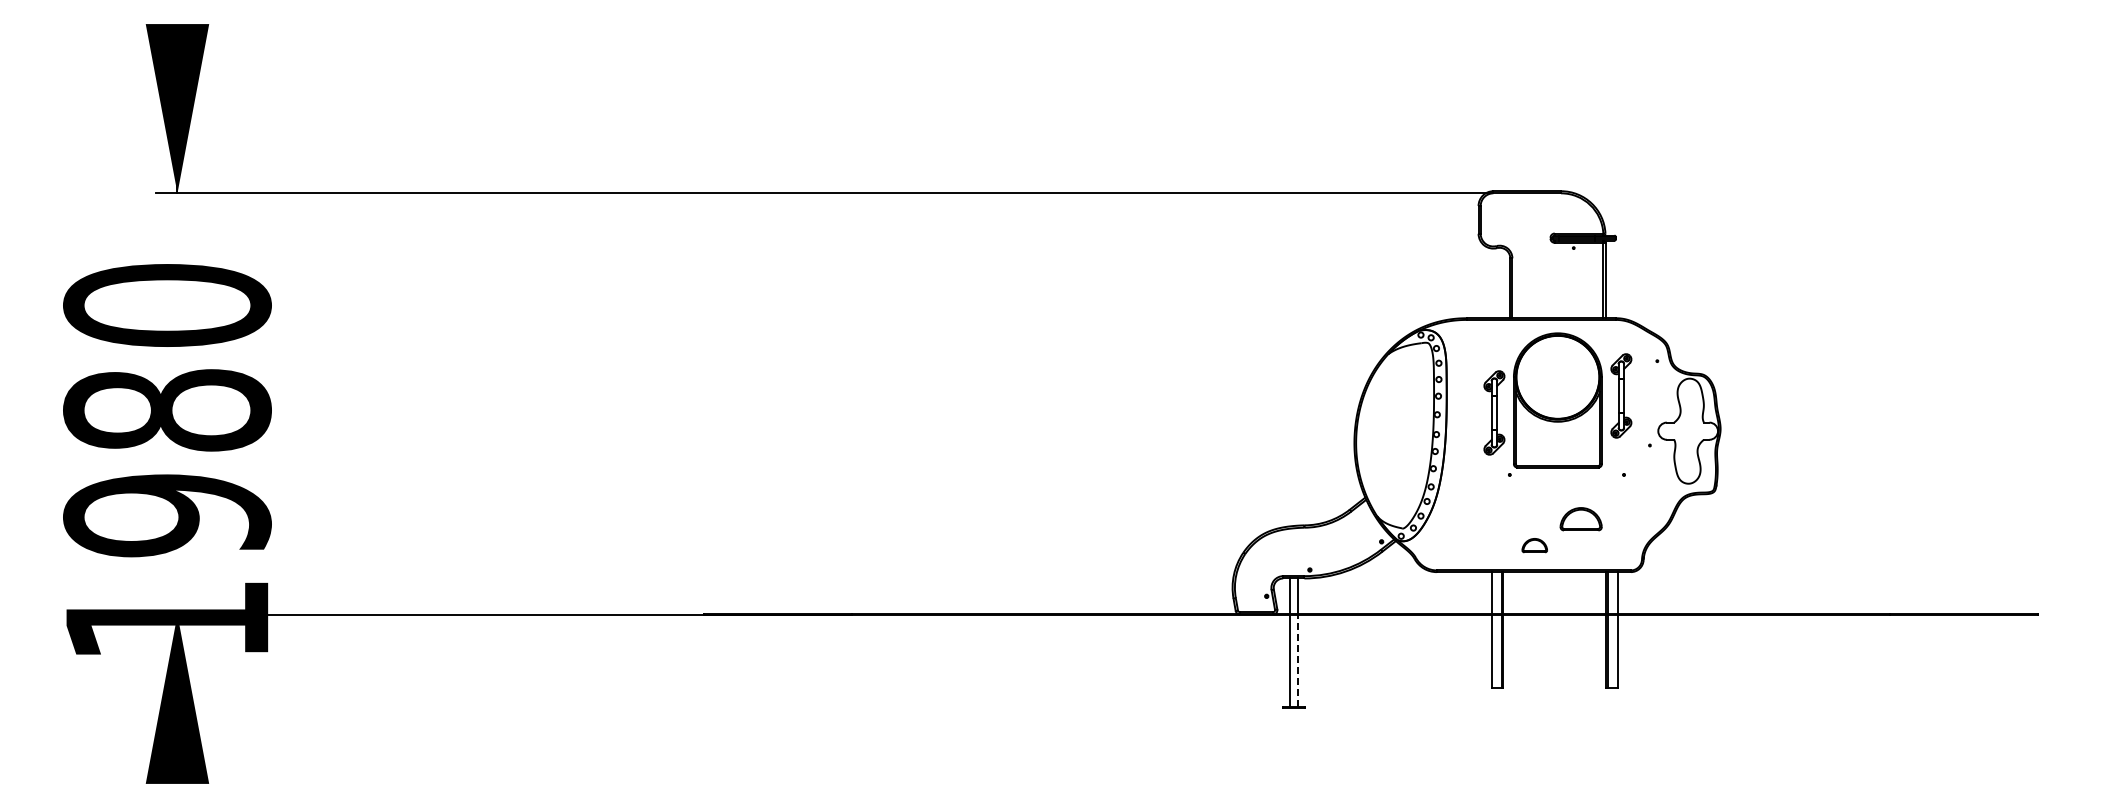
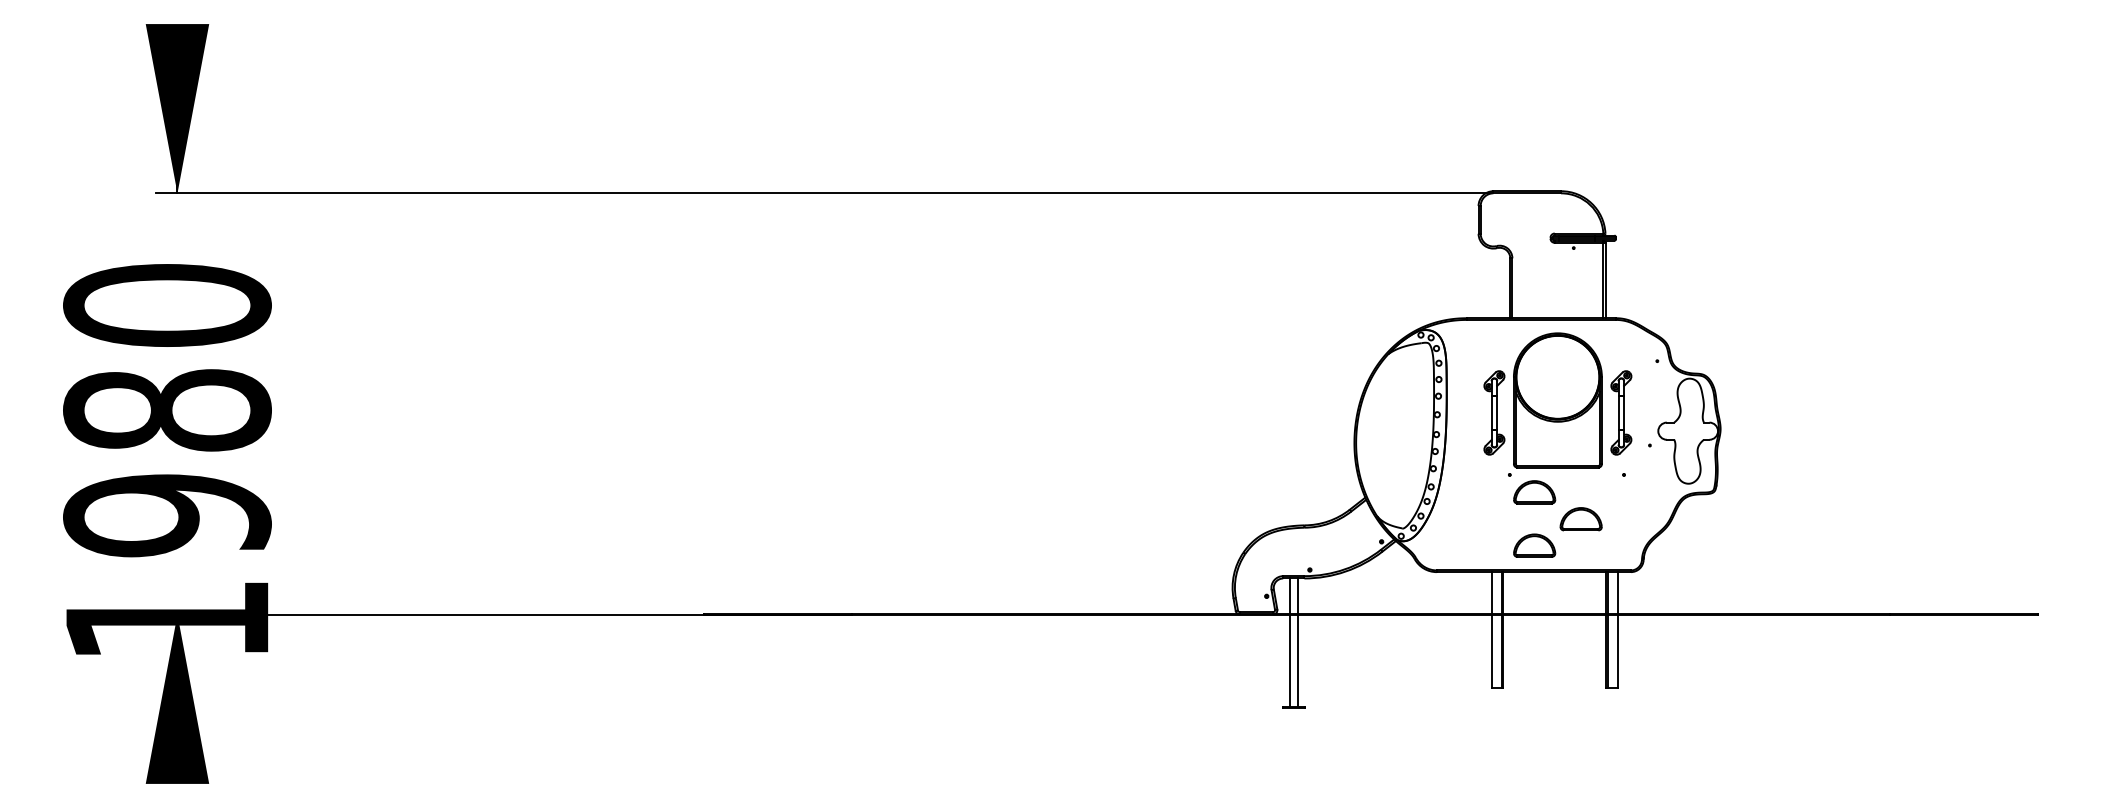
part position: (1621, 395) -> (1621, 412) (1621, 412)
part: none -> present (1534, 492)
part size: 27x16 px -> 44x25 px (1534, 545)
line: dashed -> solid (1297, 660)
